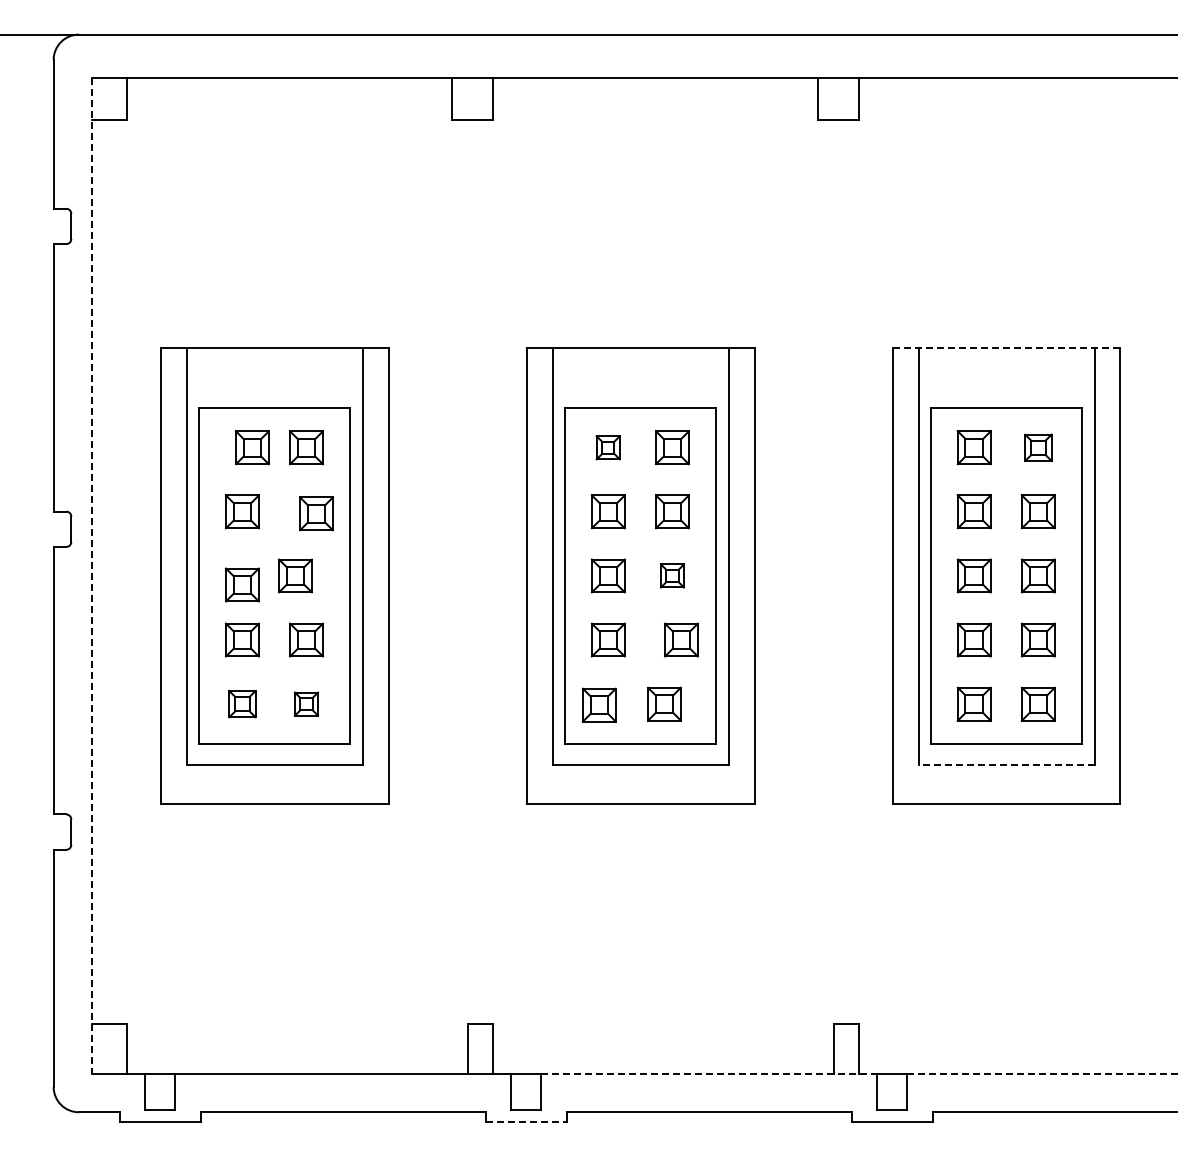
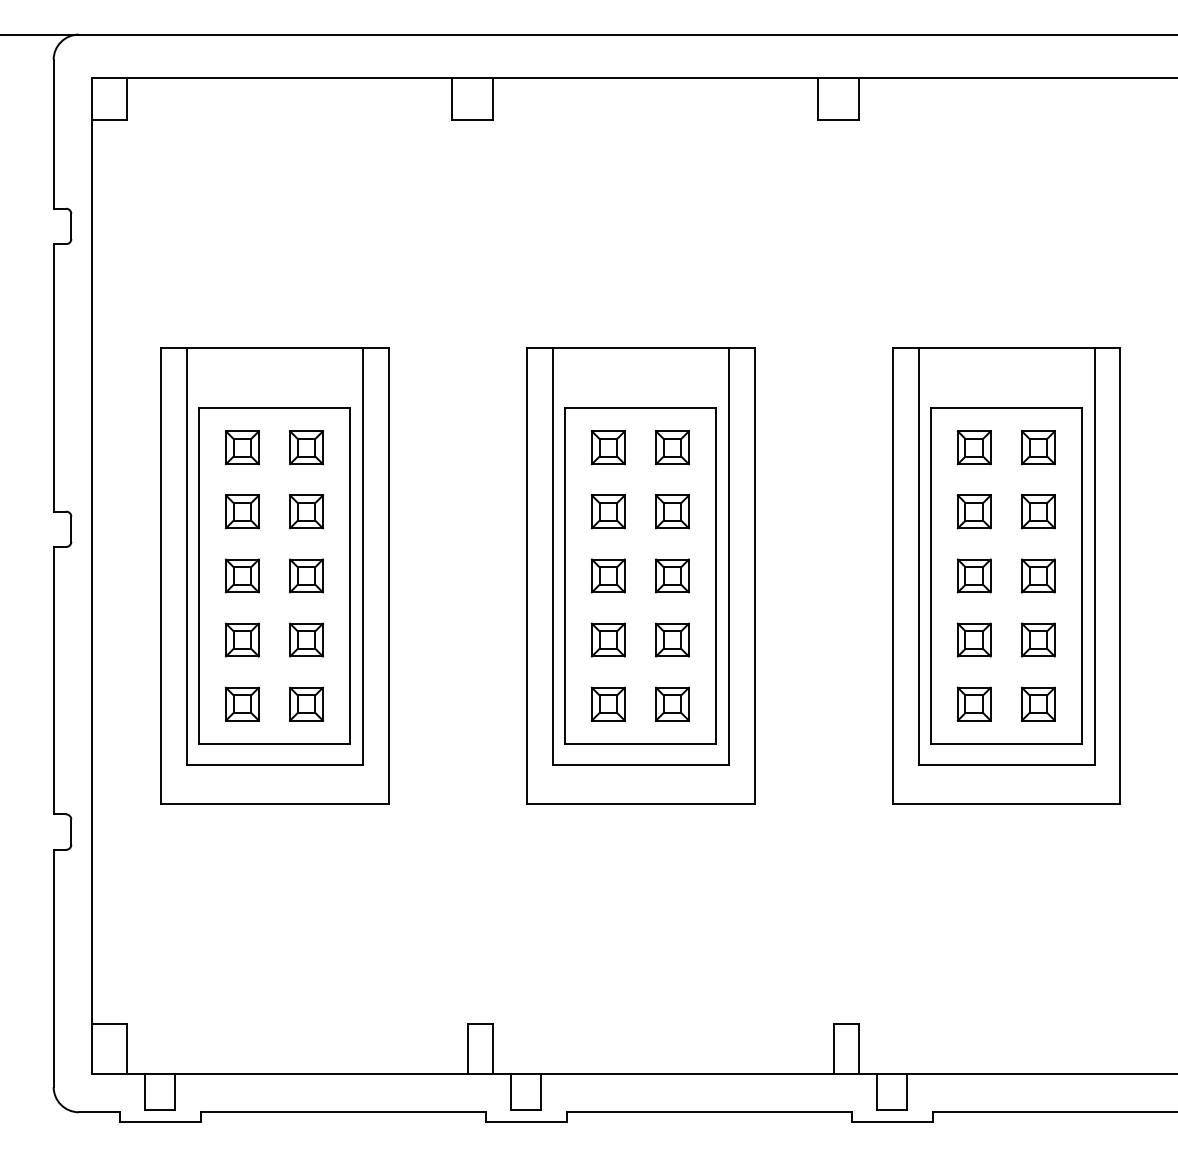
line: dashed -> solid (1006, 347)
part position: (252, 447) -> (242, 447) (242, 447)
part size: 26x26 px -> 36x36 px (607, 447)
part size: 29x29 px -> 35x36 px (1038, 447)
part position: (316, 513) -> (306, 511) (306, 511)
part position: (295, 575) -> (306, 575) (306, 575)
part size: 26x26 px -> 35x36 px (672, 575)
line: dashed -> solid (91, 576)
part position: (242, 584) -> (242, 575) (242, 575)
part position: (681, 639) -> (672, 639) (672, 639)
part size: 26x26 px -> 35x36 px (306, 703)
part position: (664, 703) -> (672, 703) (672, 703)
part size: 29x29 px -> 35x36 px (242, 703)
part position: (598, 704) -> (607, 703) (607, 703)
line: dashed -> solid (1006, 765)
line: dashed -> solid (709, 1074)
line: dashed -> solid (1042, 1074)
line: dashed -> solid (526, 1122)
